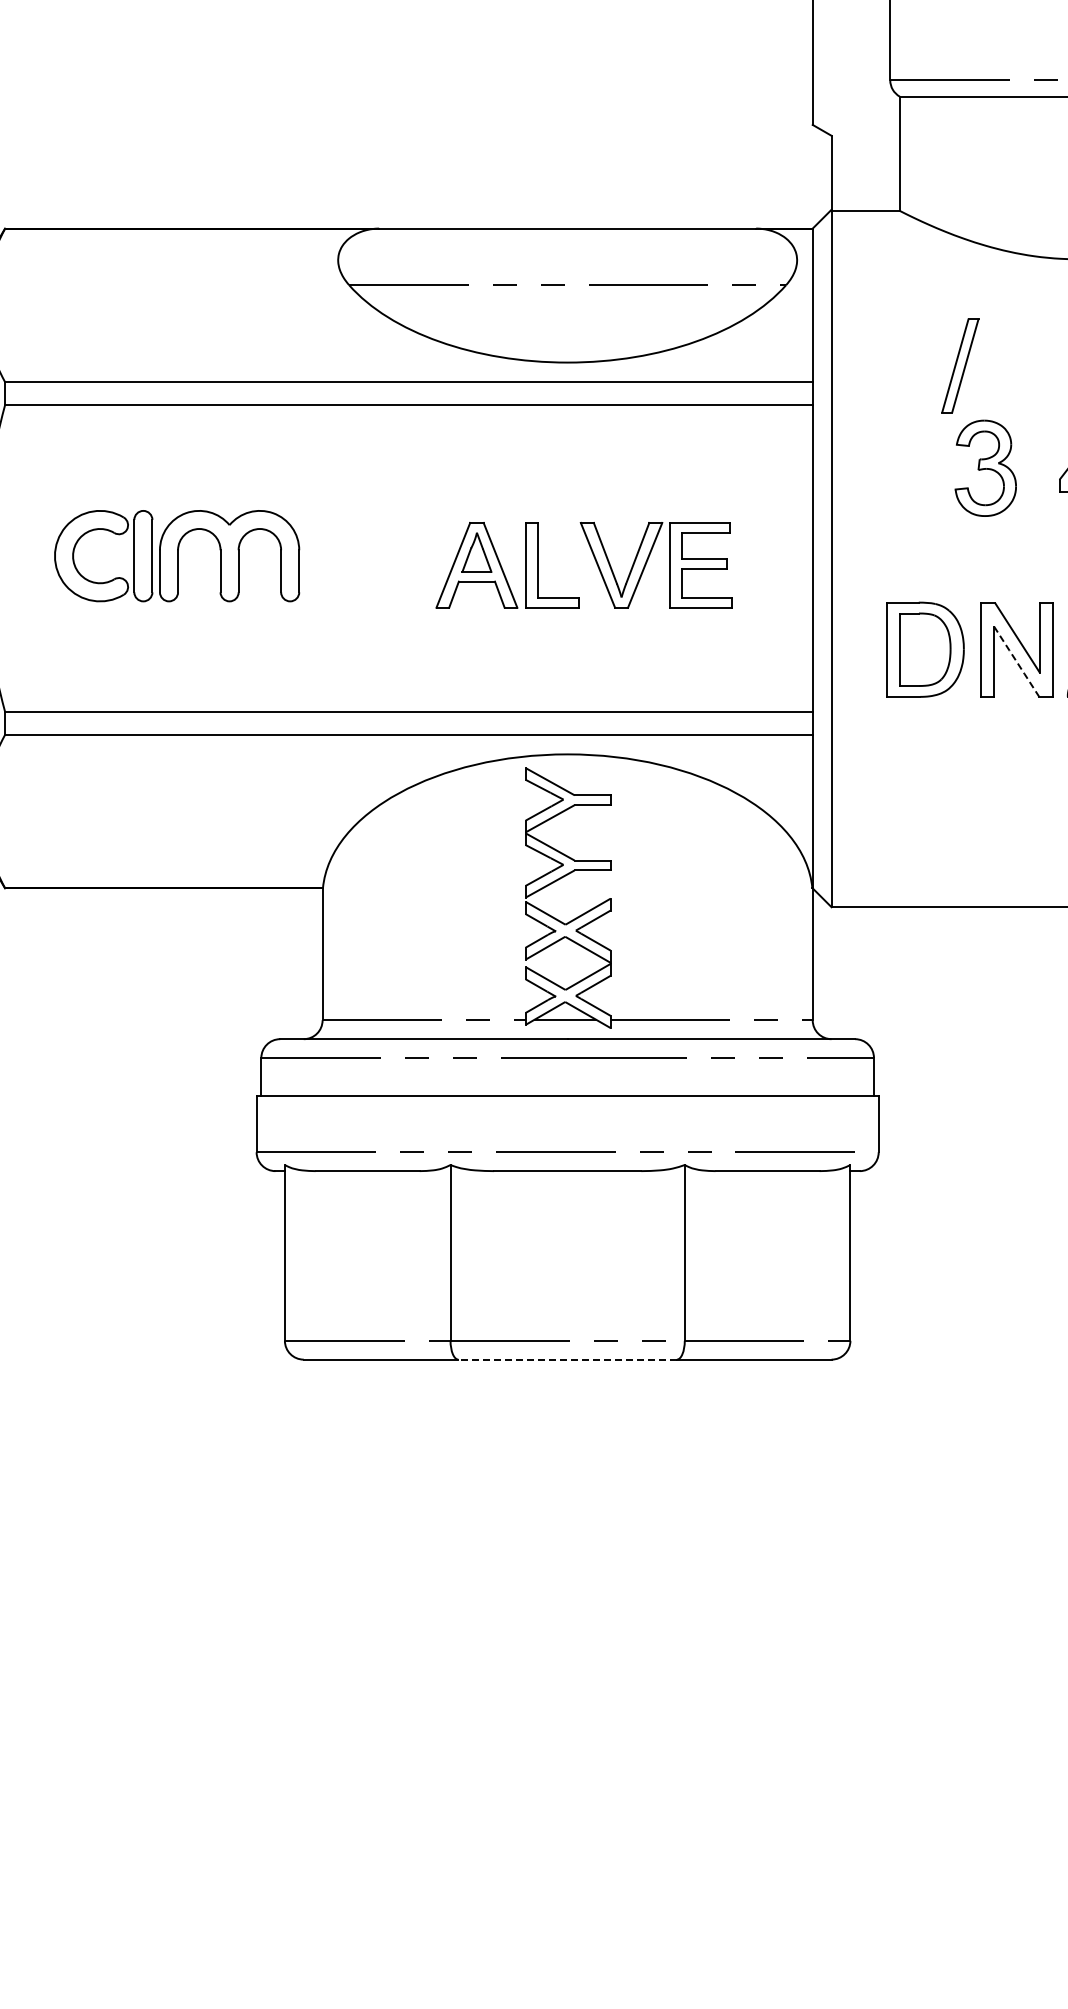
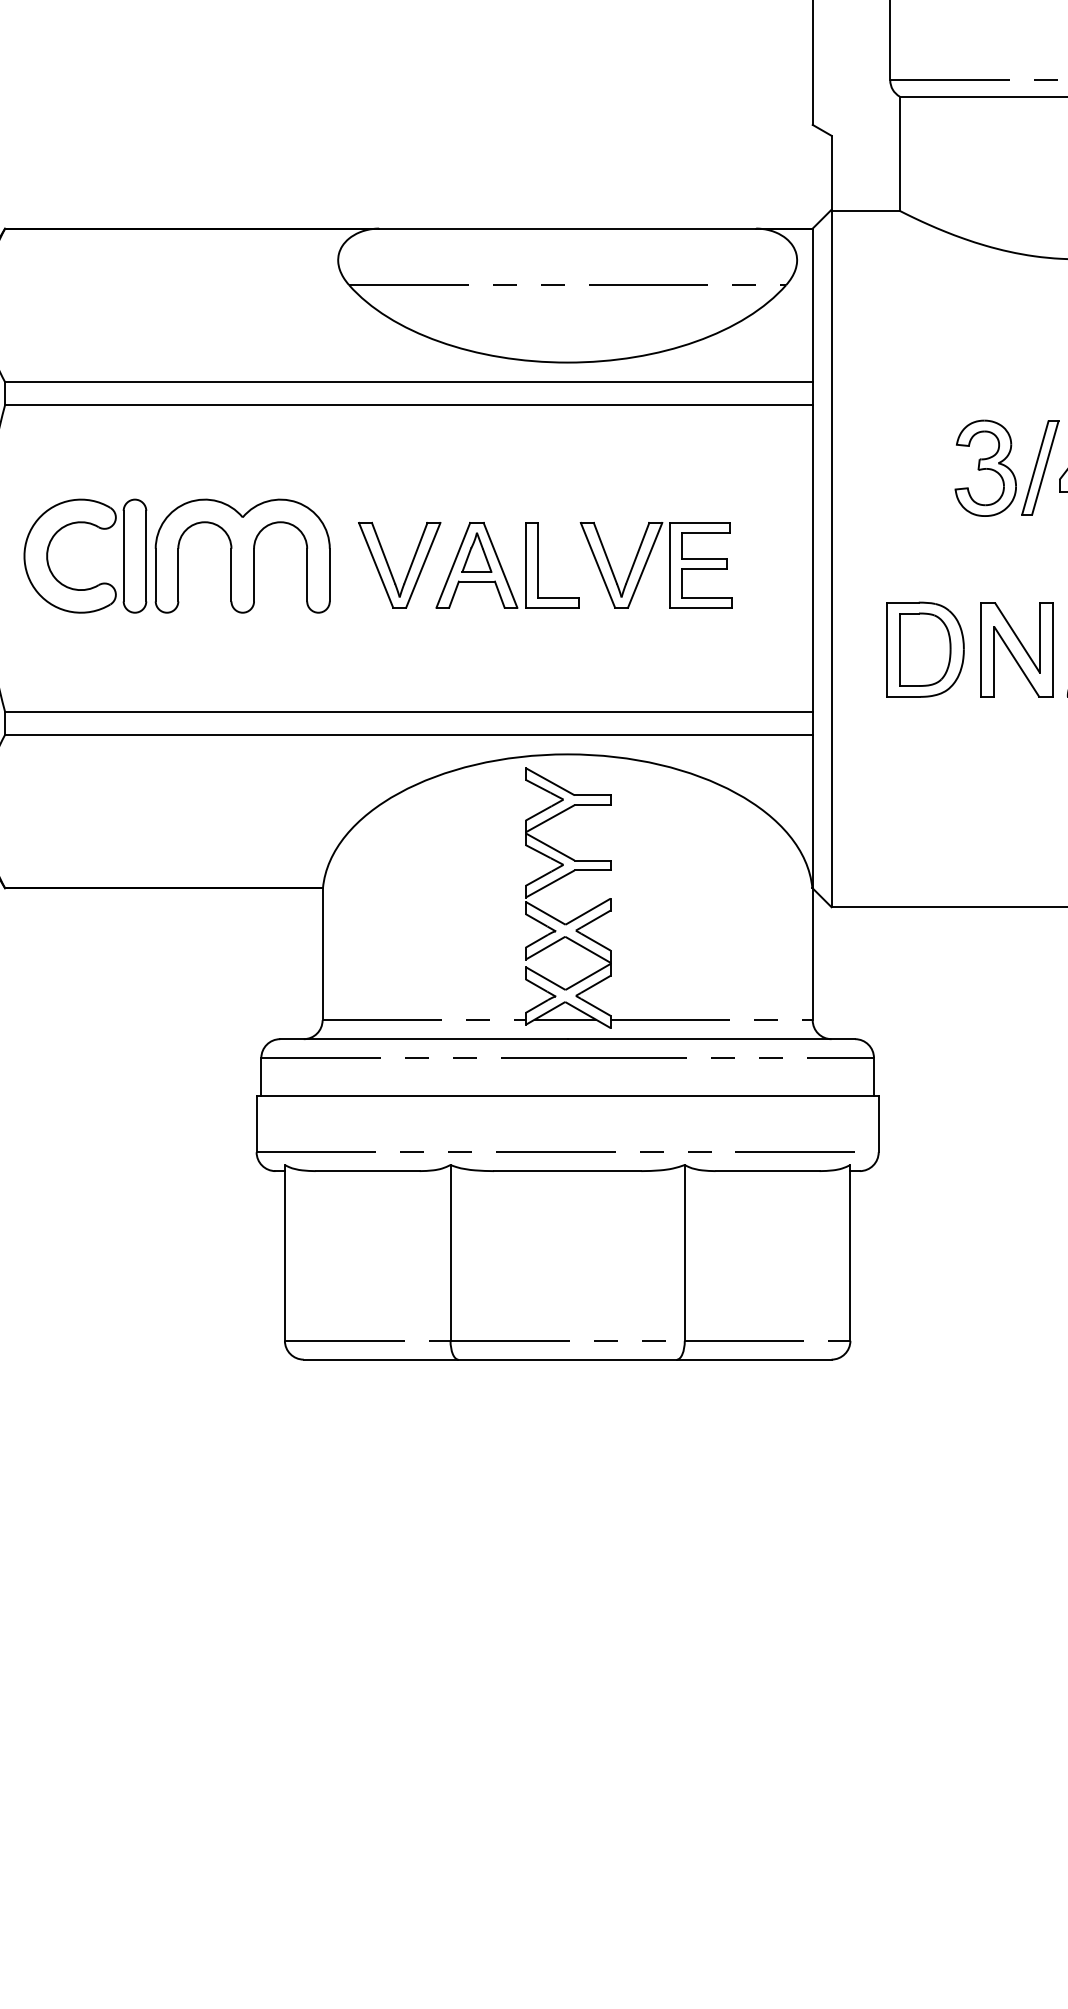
part position: (960, 365) -> (1040, 467) (1040, 467)
part size: 247x93 px -> 308x116 px (176, 555)
part: none -> present (390, 568)
line: dashed -> solid (1017, 662)
line: dashed -> solid (567, 1359)
